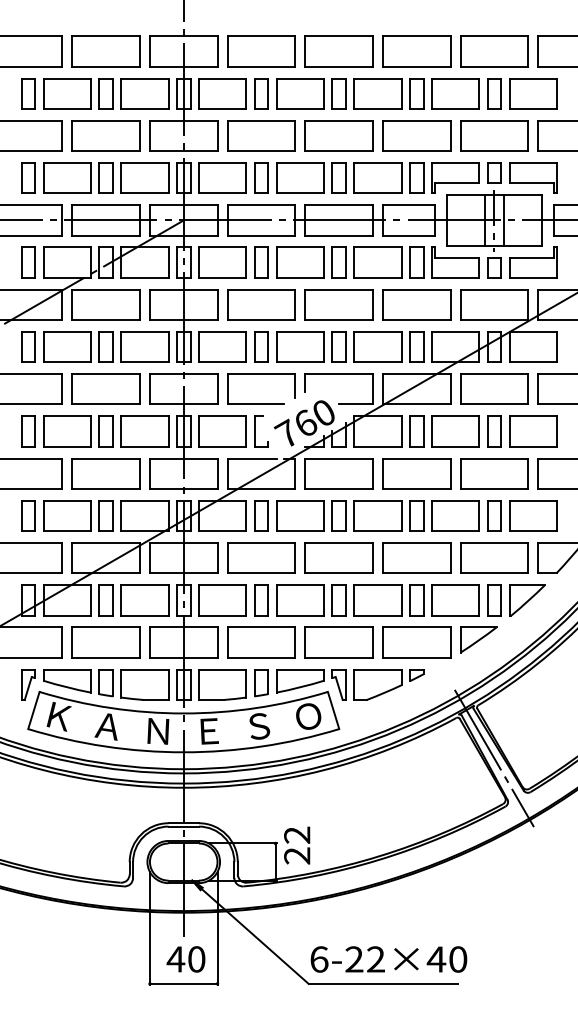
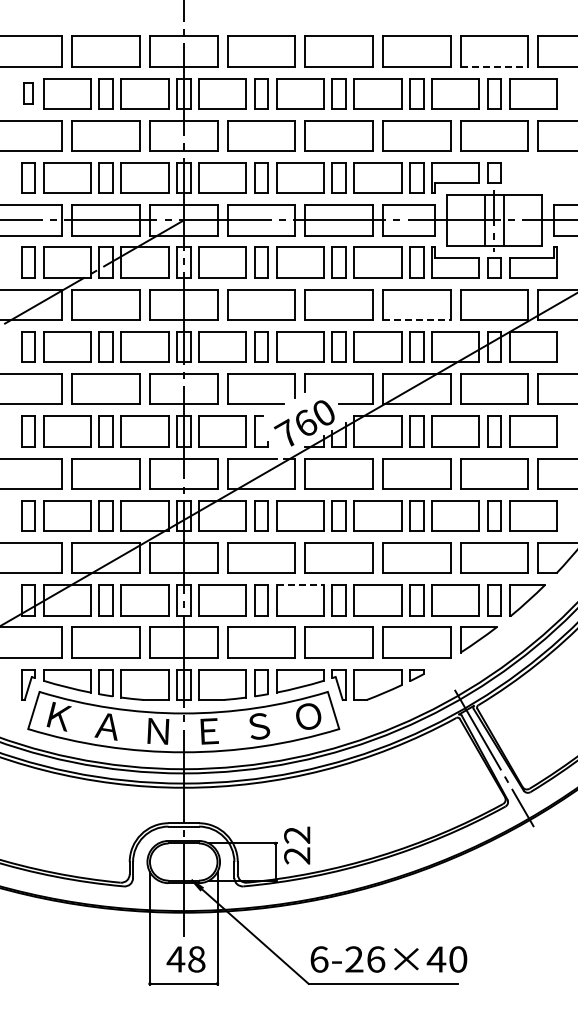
line: solid -> dashed (494, 66)
part size: 15x32 px -> 11x23 px (28, 93)
part: present -> none (533, 177)
line: solid -> dashed (416, 320)
line: solid -> dashed (300, 585)
text: 40 -> 48 (196, 959)
text: 6-22×40 -> 6-26×40 (376, 959)
